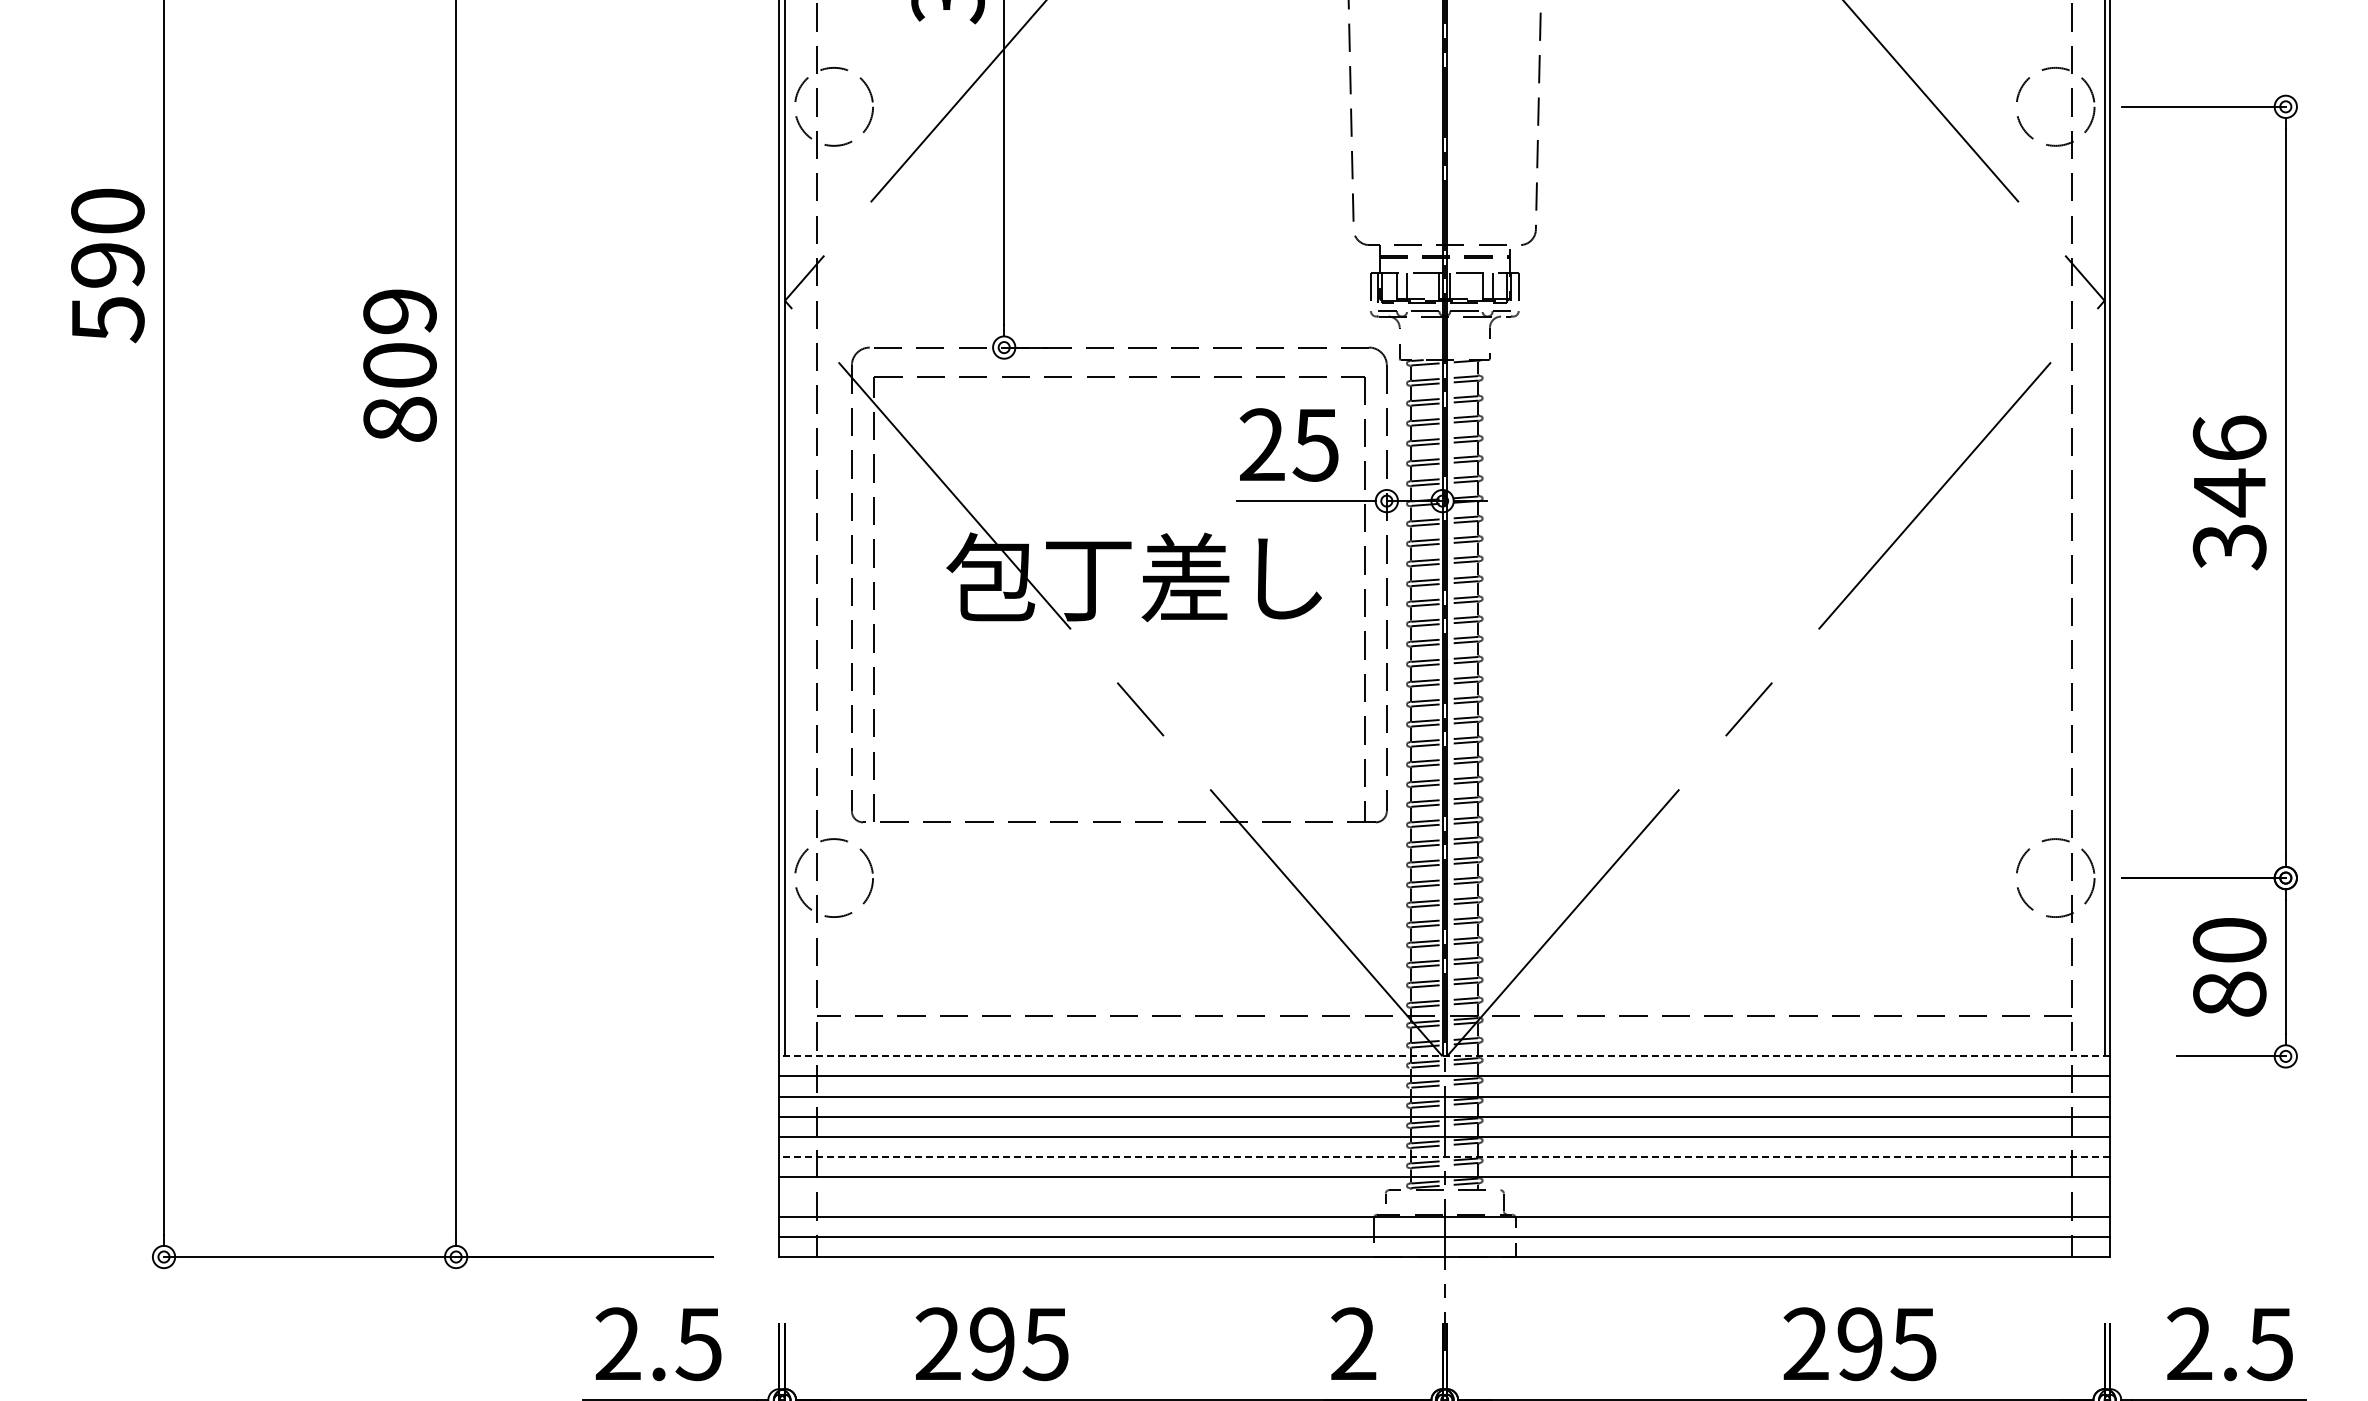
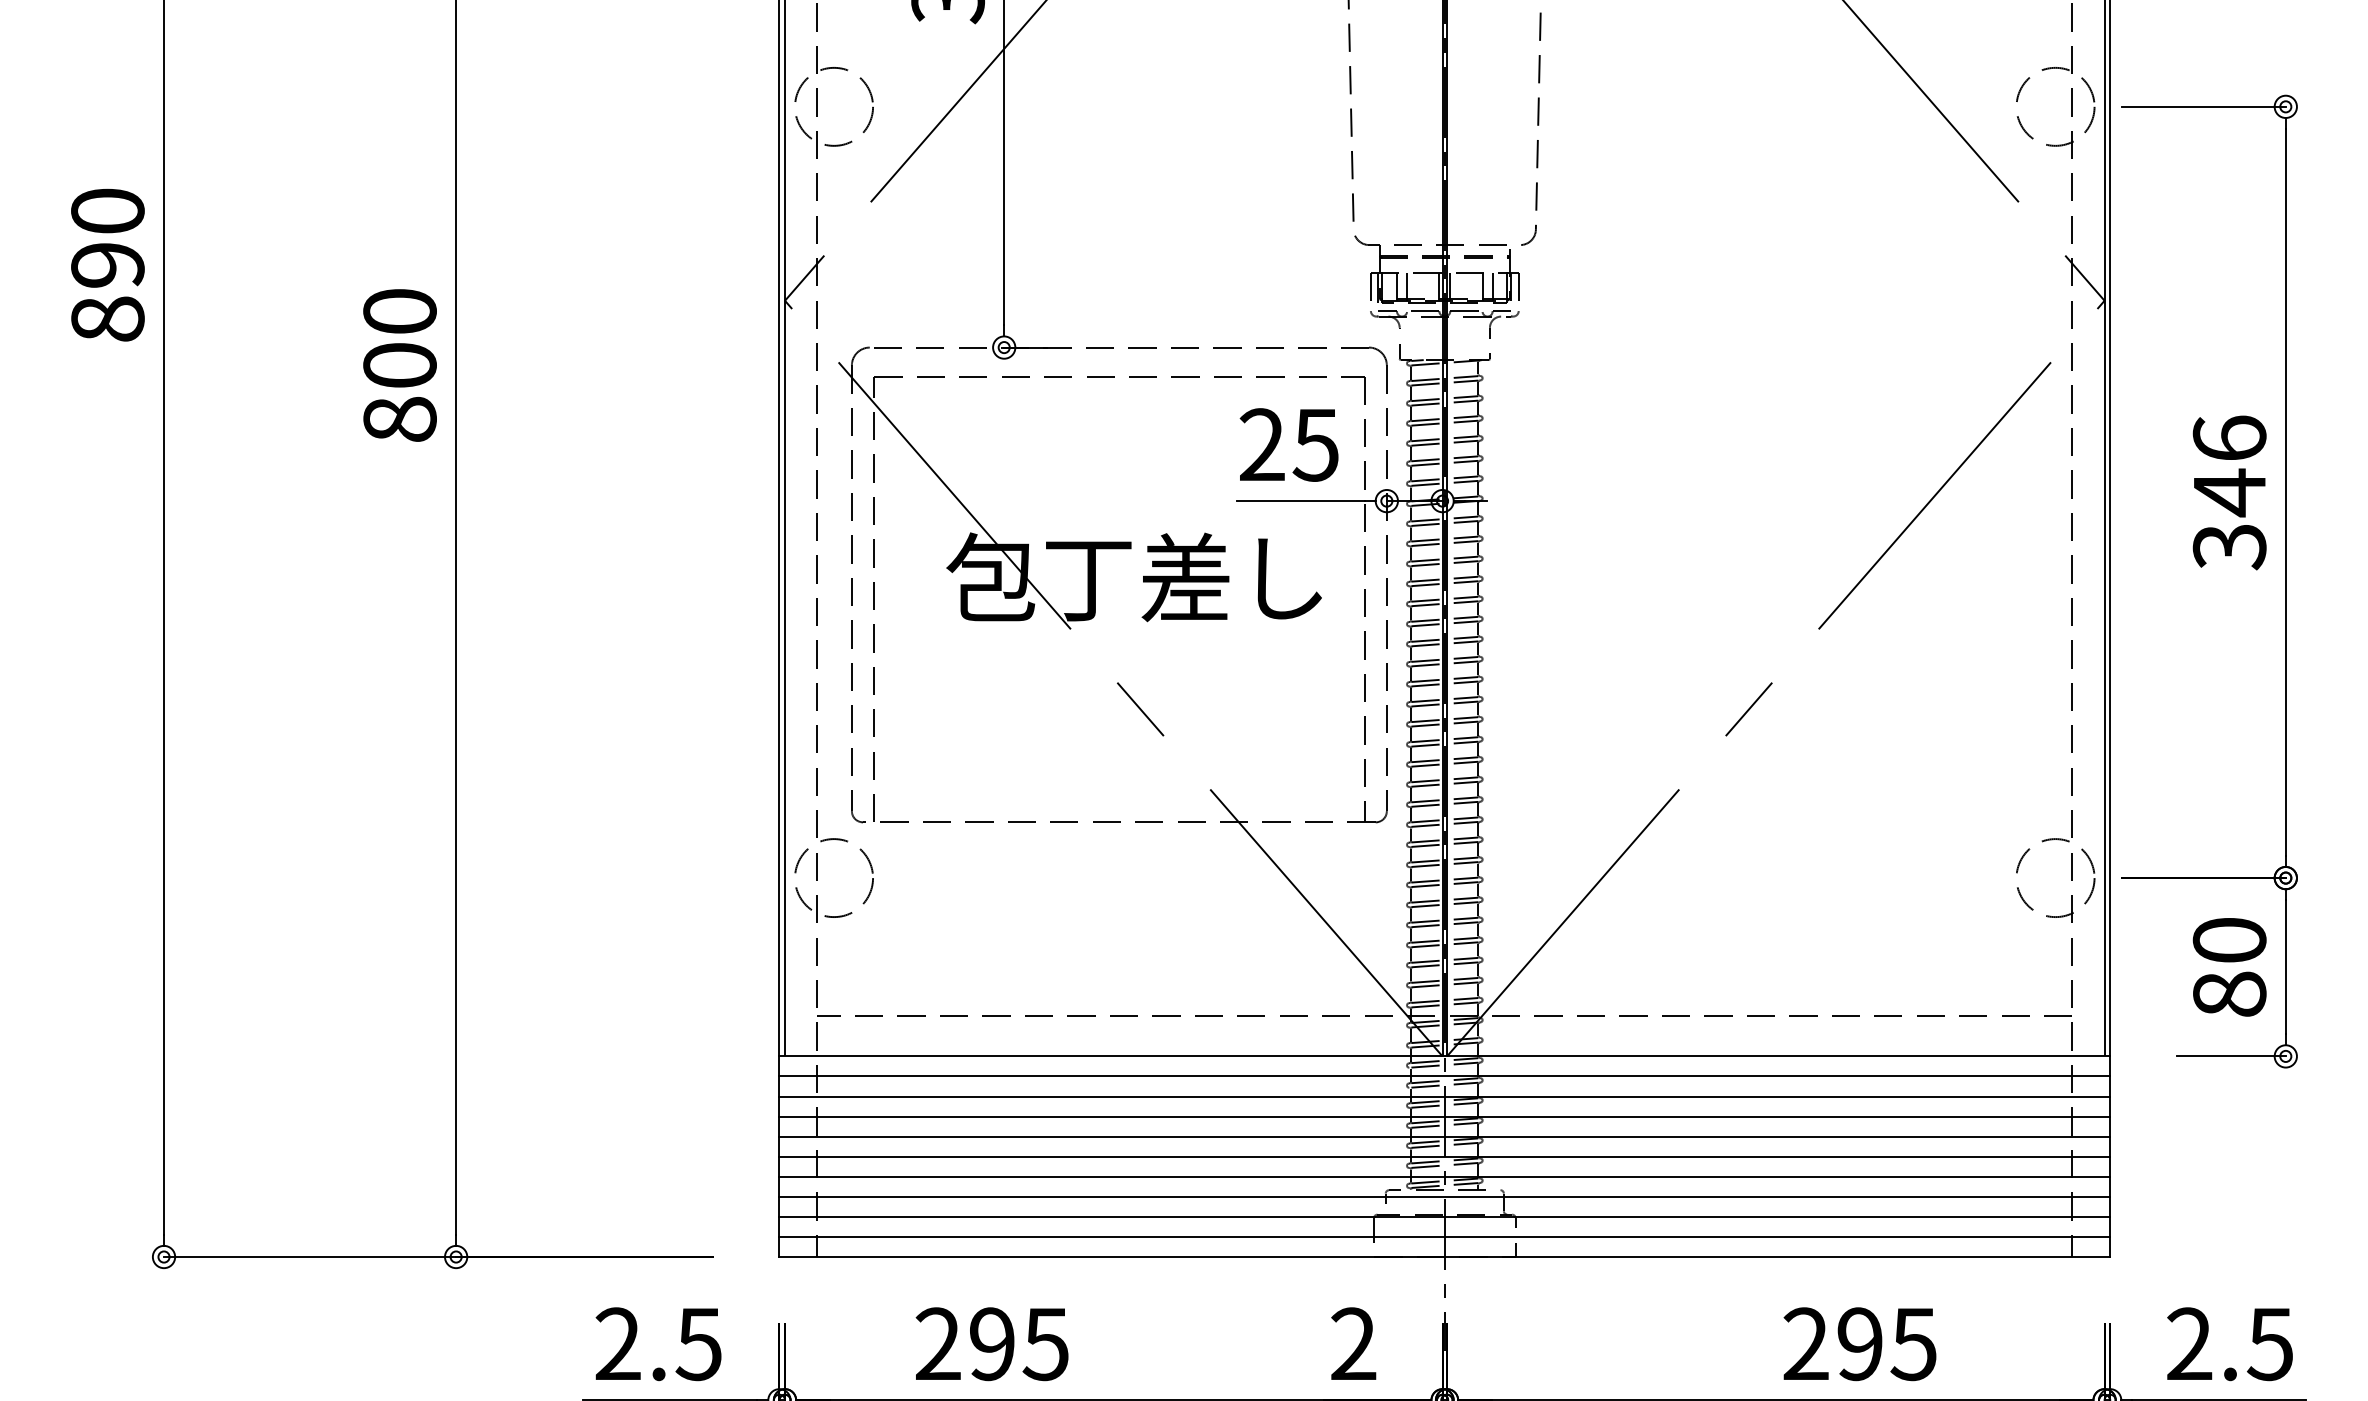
text: 809 -> 800 (399, 311)
text: 590 -> 890 (107, 319)
line: dashed -> solid (1444, 1056)
line: dashed -> solid (1444, 1156)
line: none -> present (1444, 1196)
